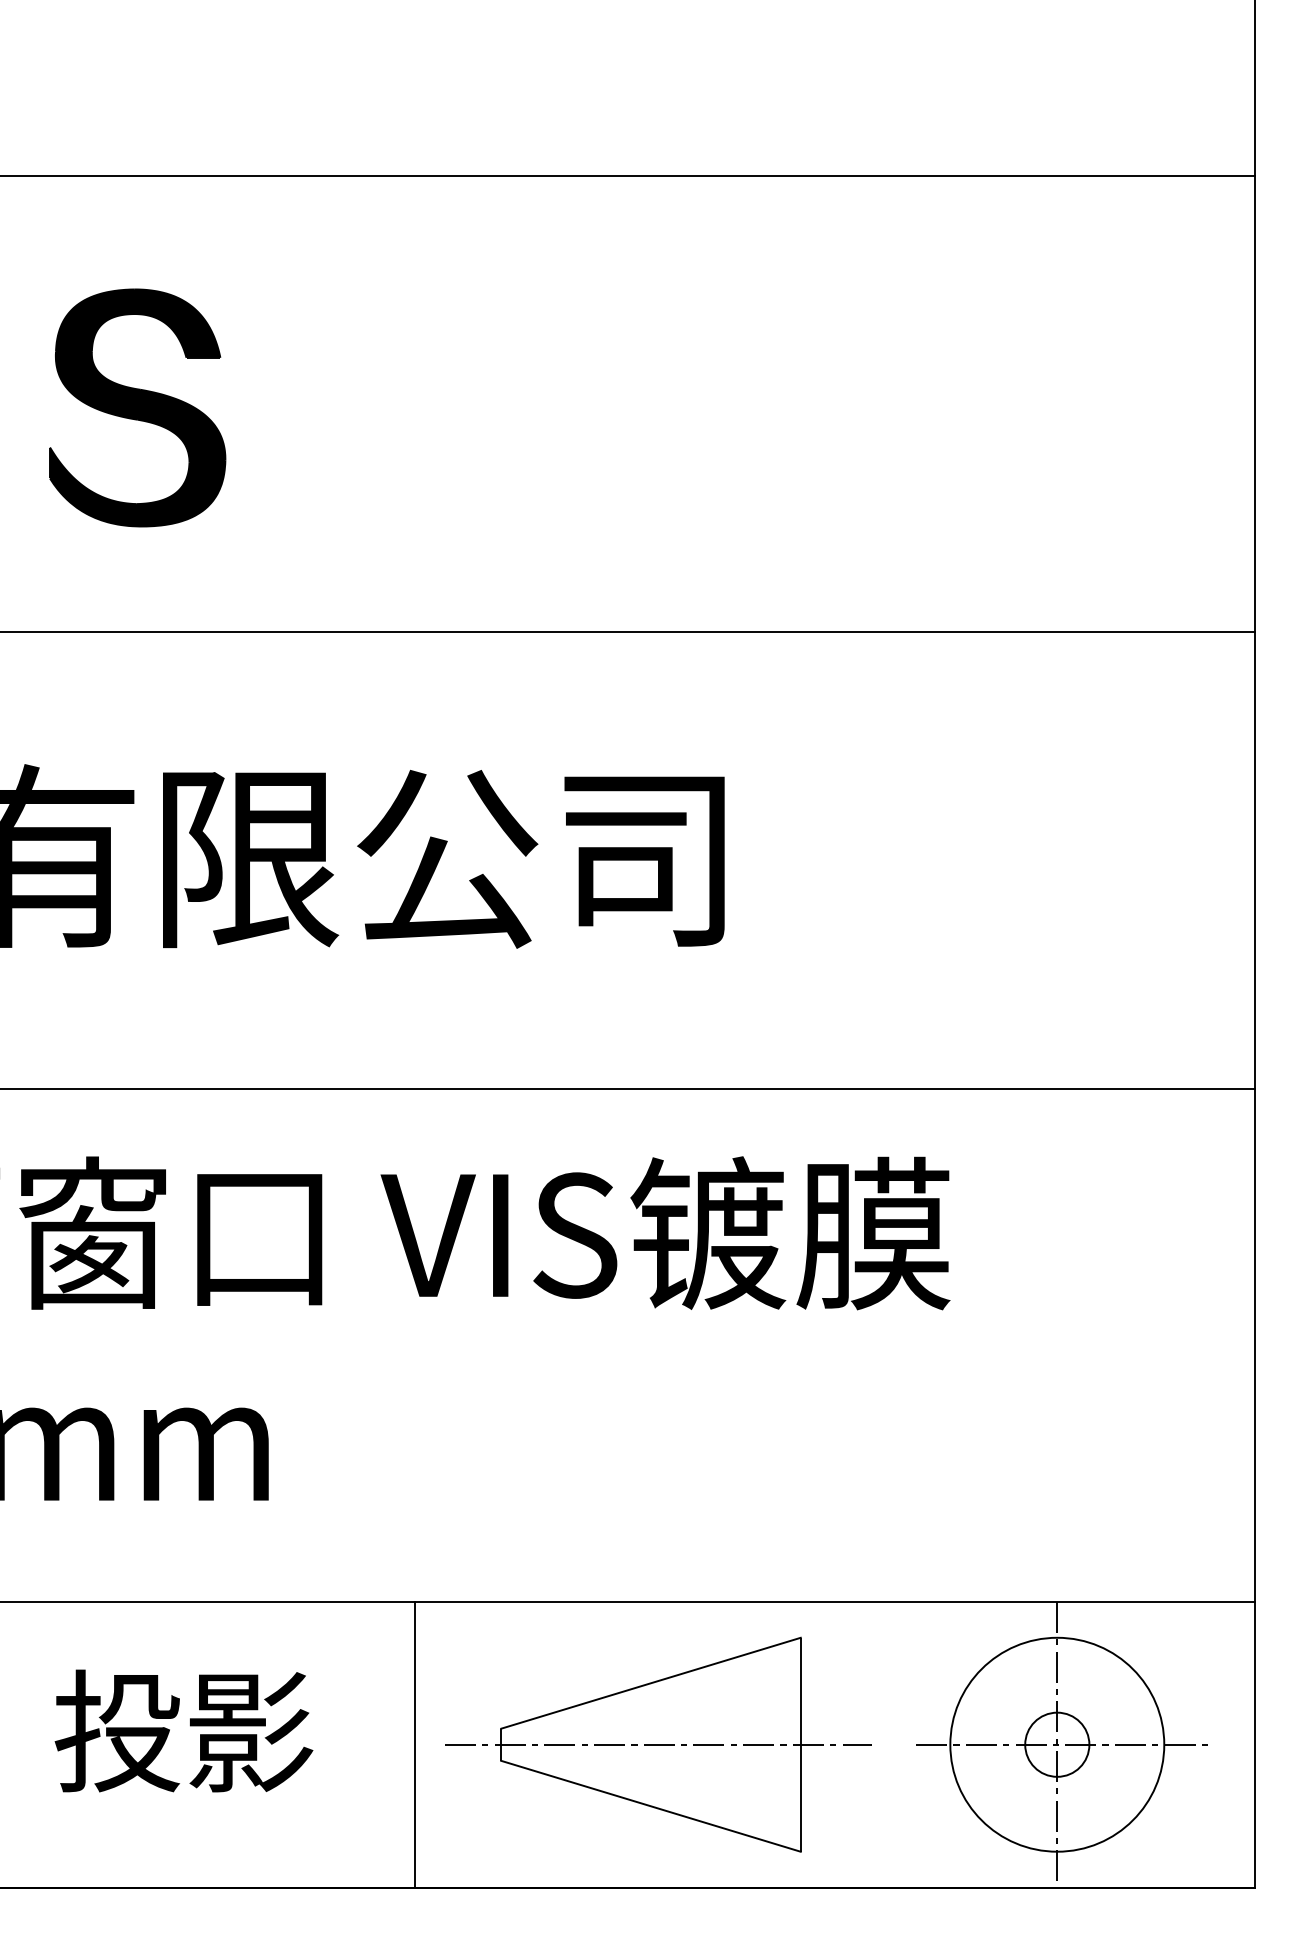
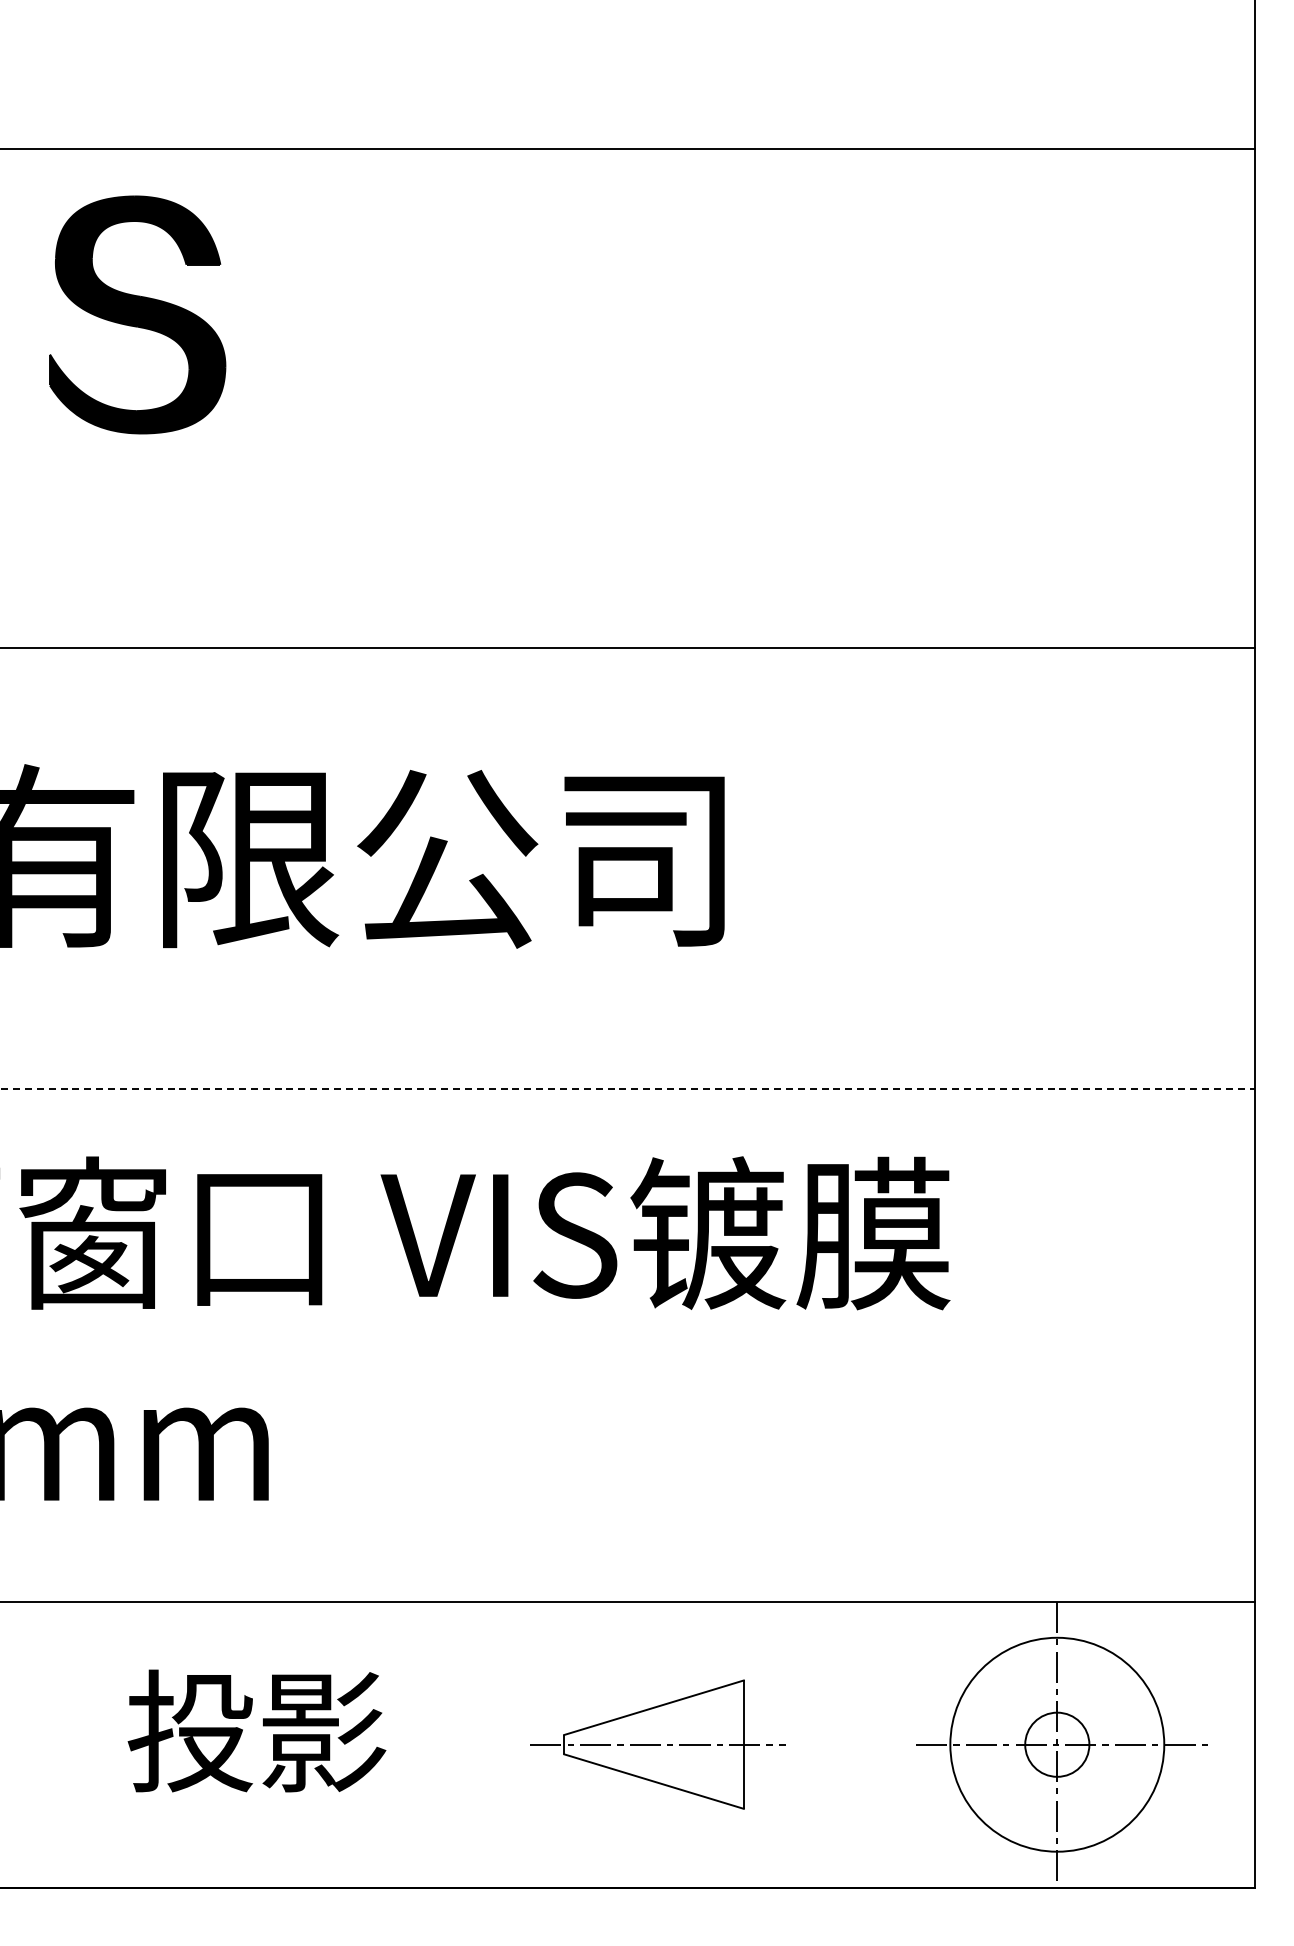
line position: (628, 175) -> (628, 148) (628, 148)
part position: (137, 407) -> (137, 314) (137, 314)
line position: (628, 632) -> (628, 648) (628, 648)
line: solid -> dashed (628, 1088)
text position: (183, 1730) -> (256, 1730) (256, 1730)
line: present -> none (414, 1744)
part size: 427x217 px -> 256x131 px (657, 1744)
